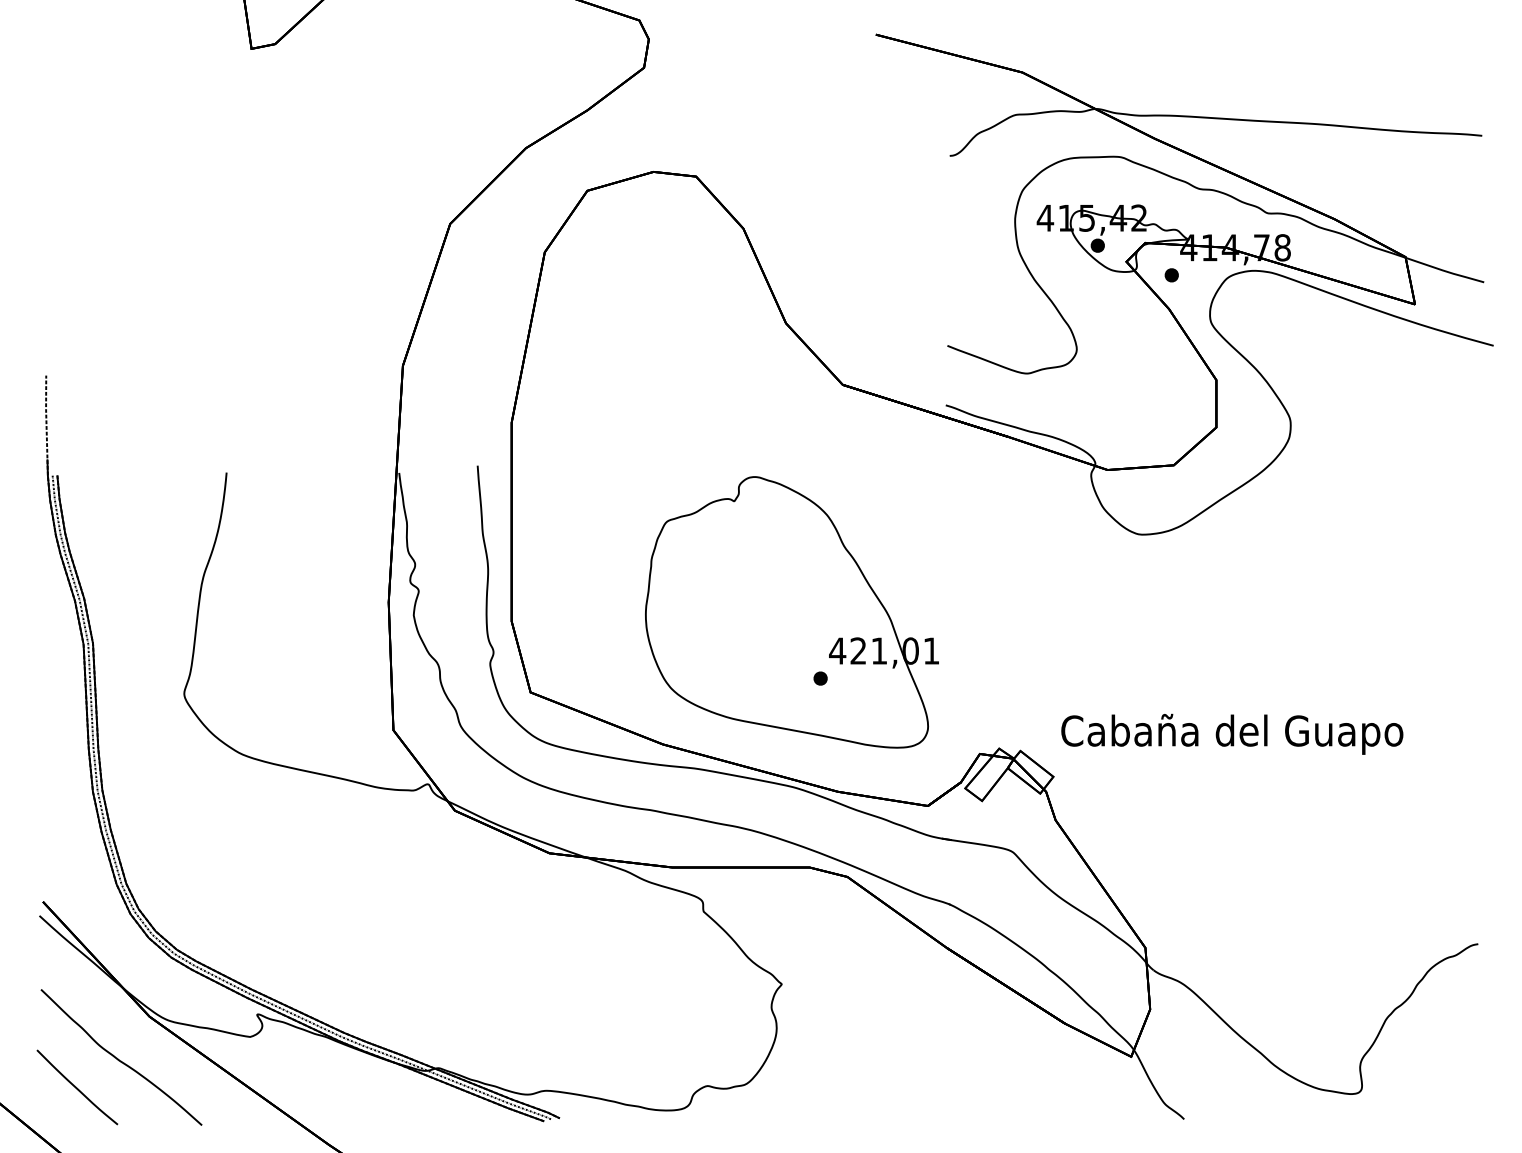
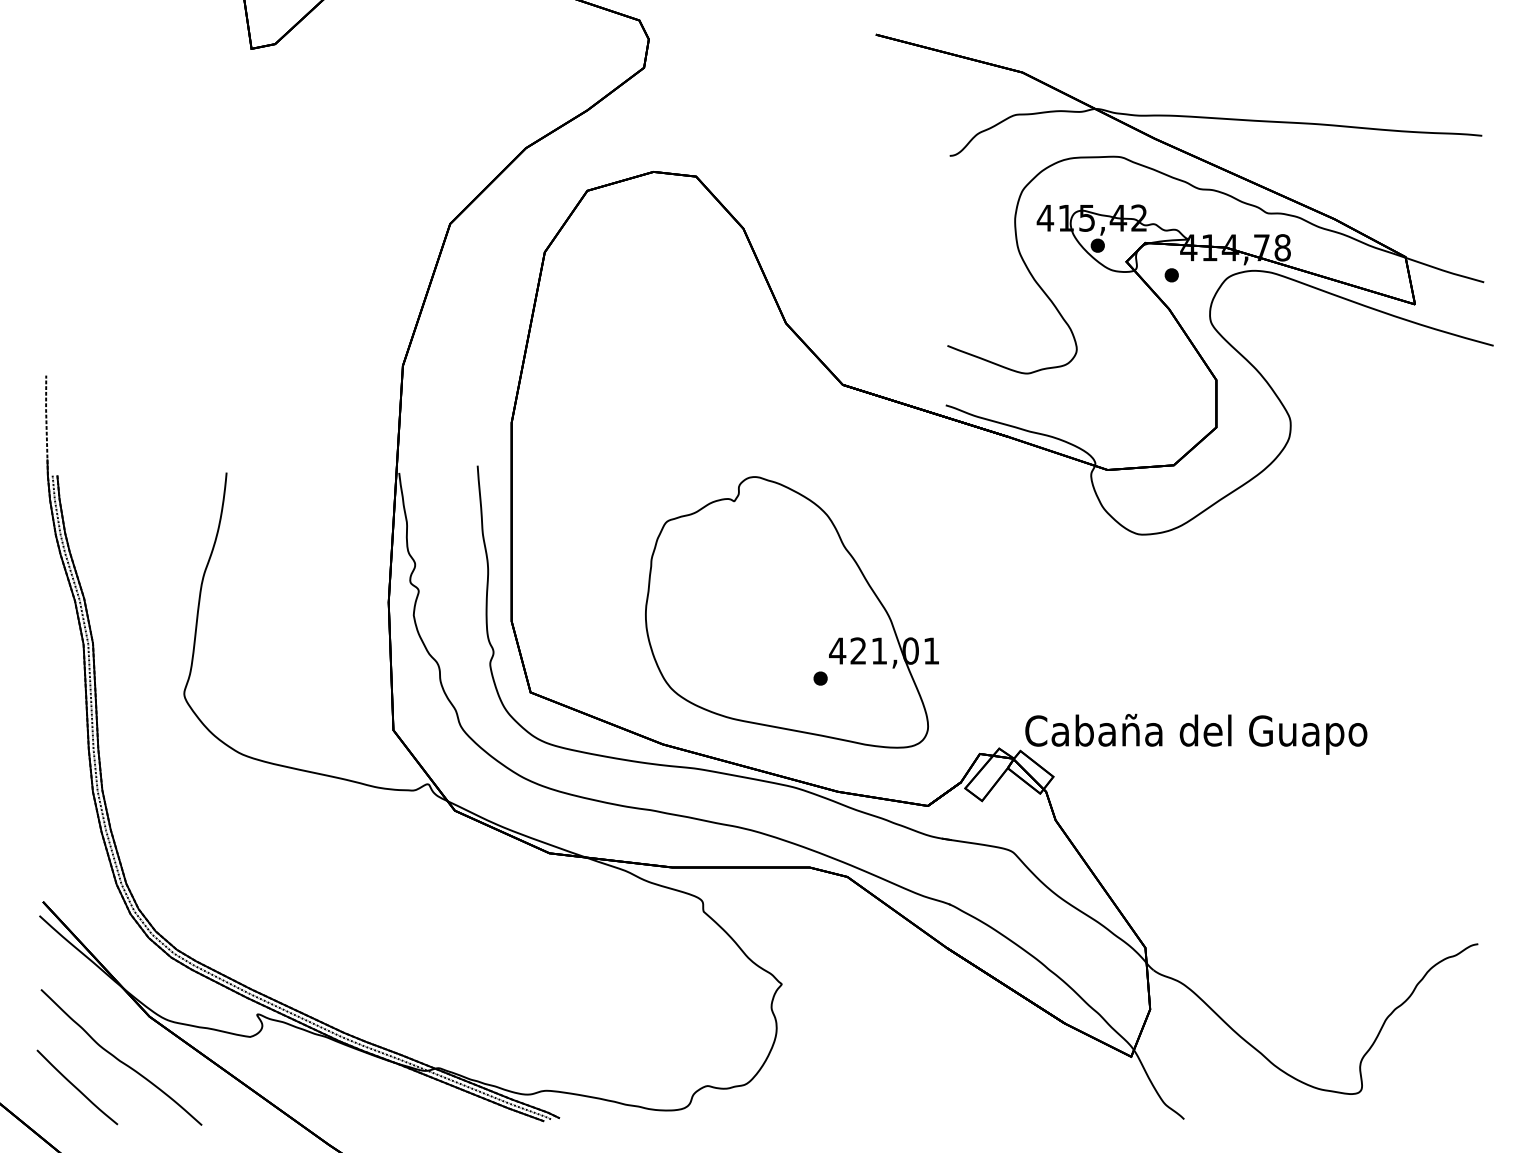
text position: (1232, 733) -> (1196, 733) (1196, 733)
